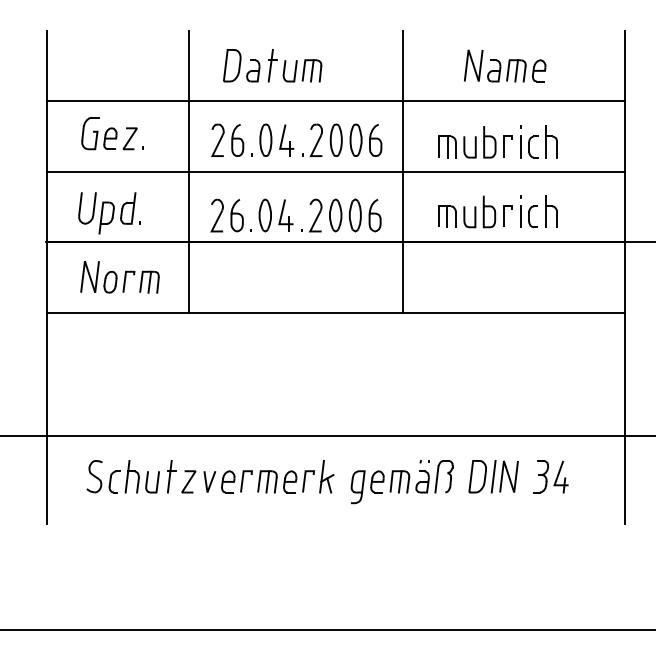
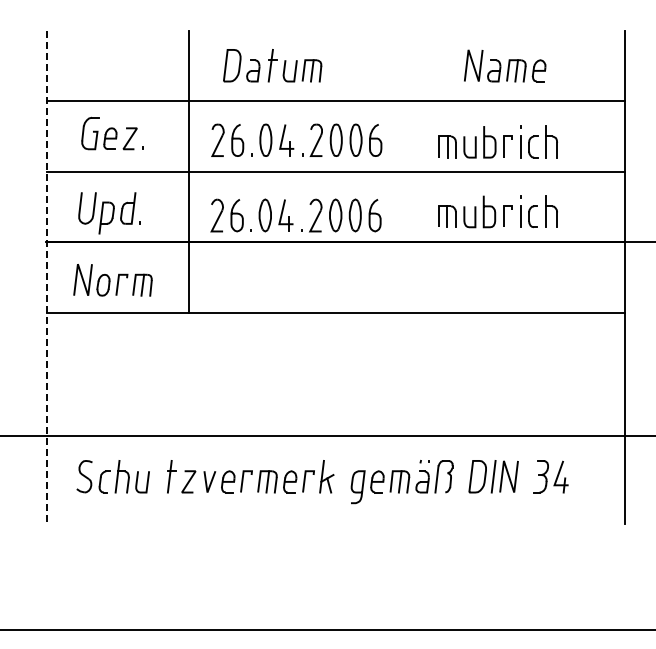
line: present -> none (403, 171)
line: solid -> dashed (46, 277)
part position: (119, 277) -> (112, 280) (112, 280)
part position: (122, 476) -> (112, 476) (112, 476)
